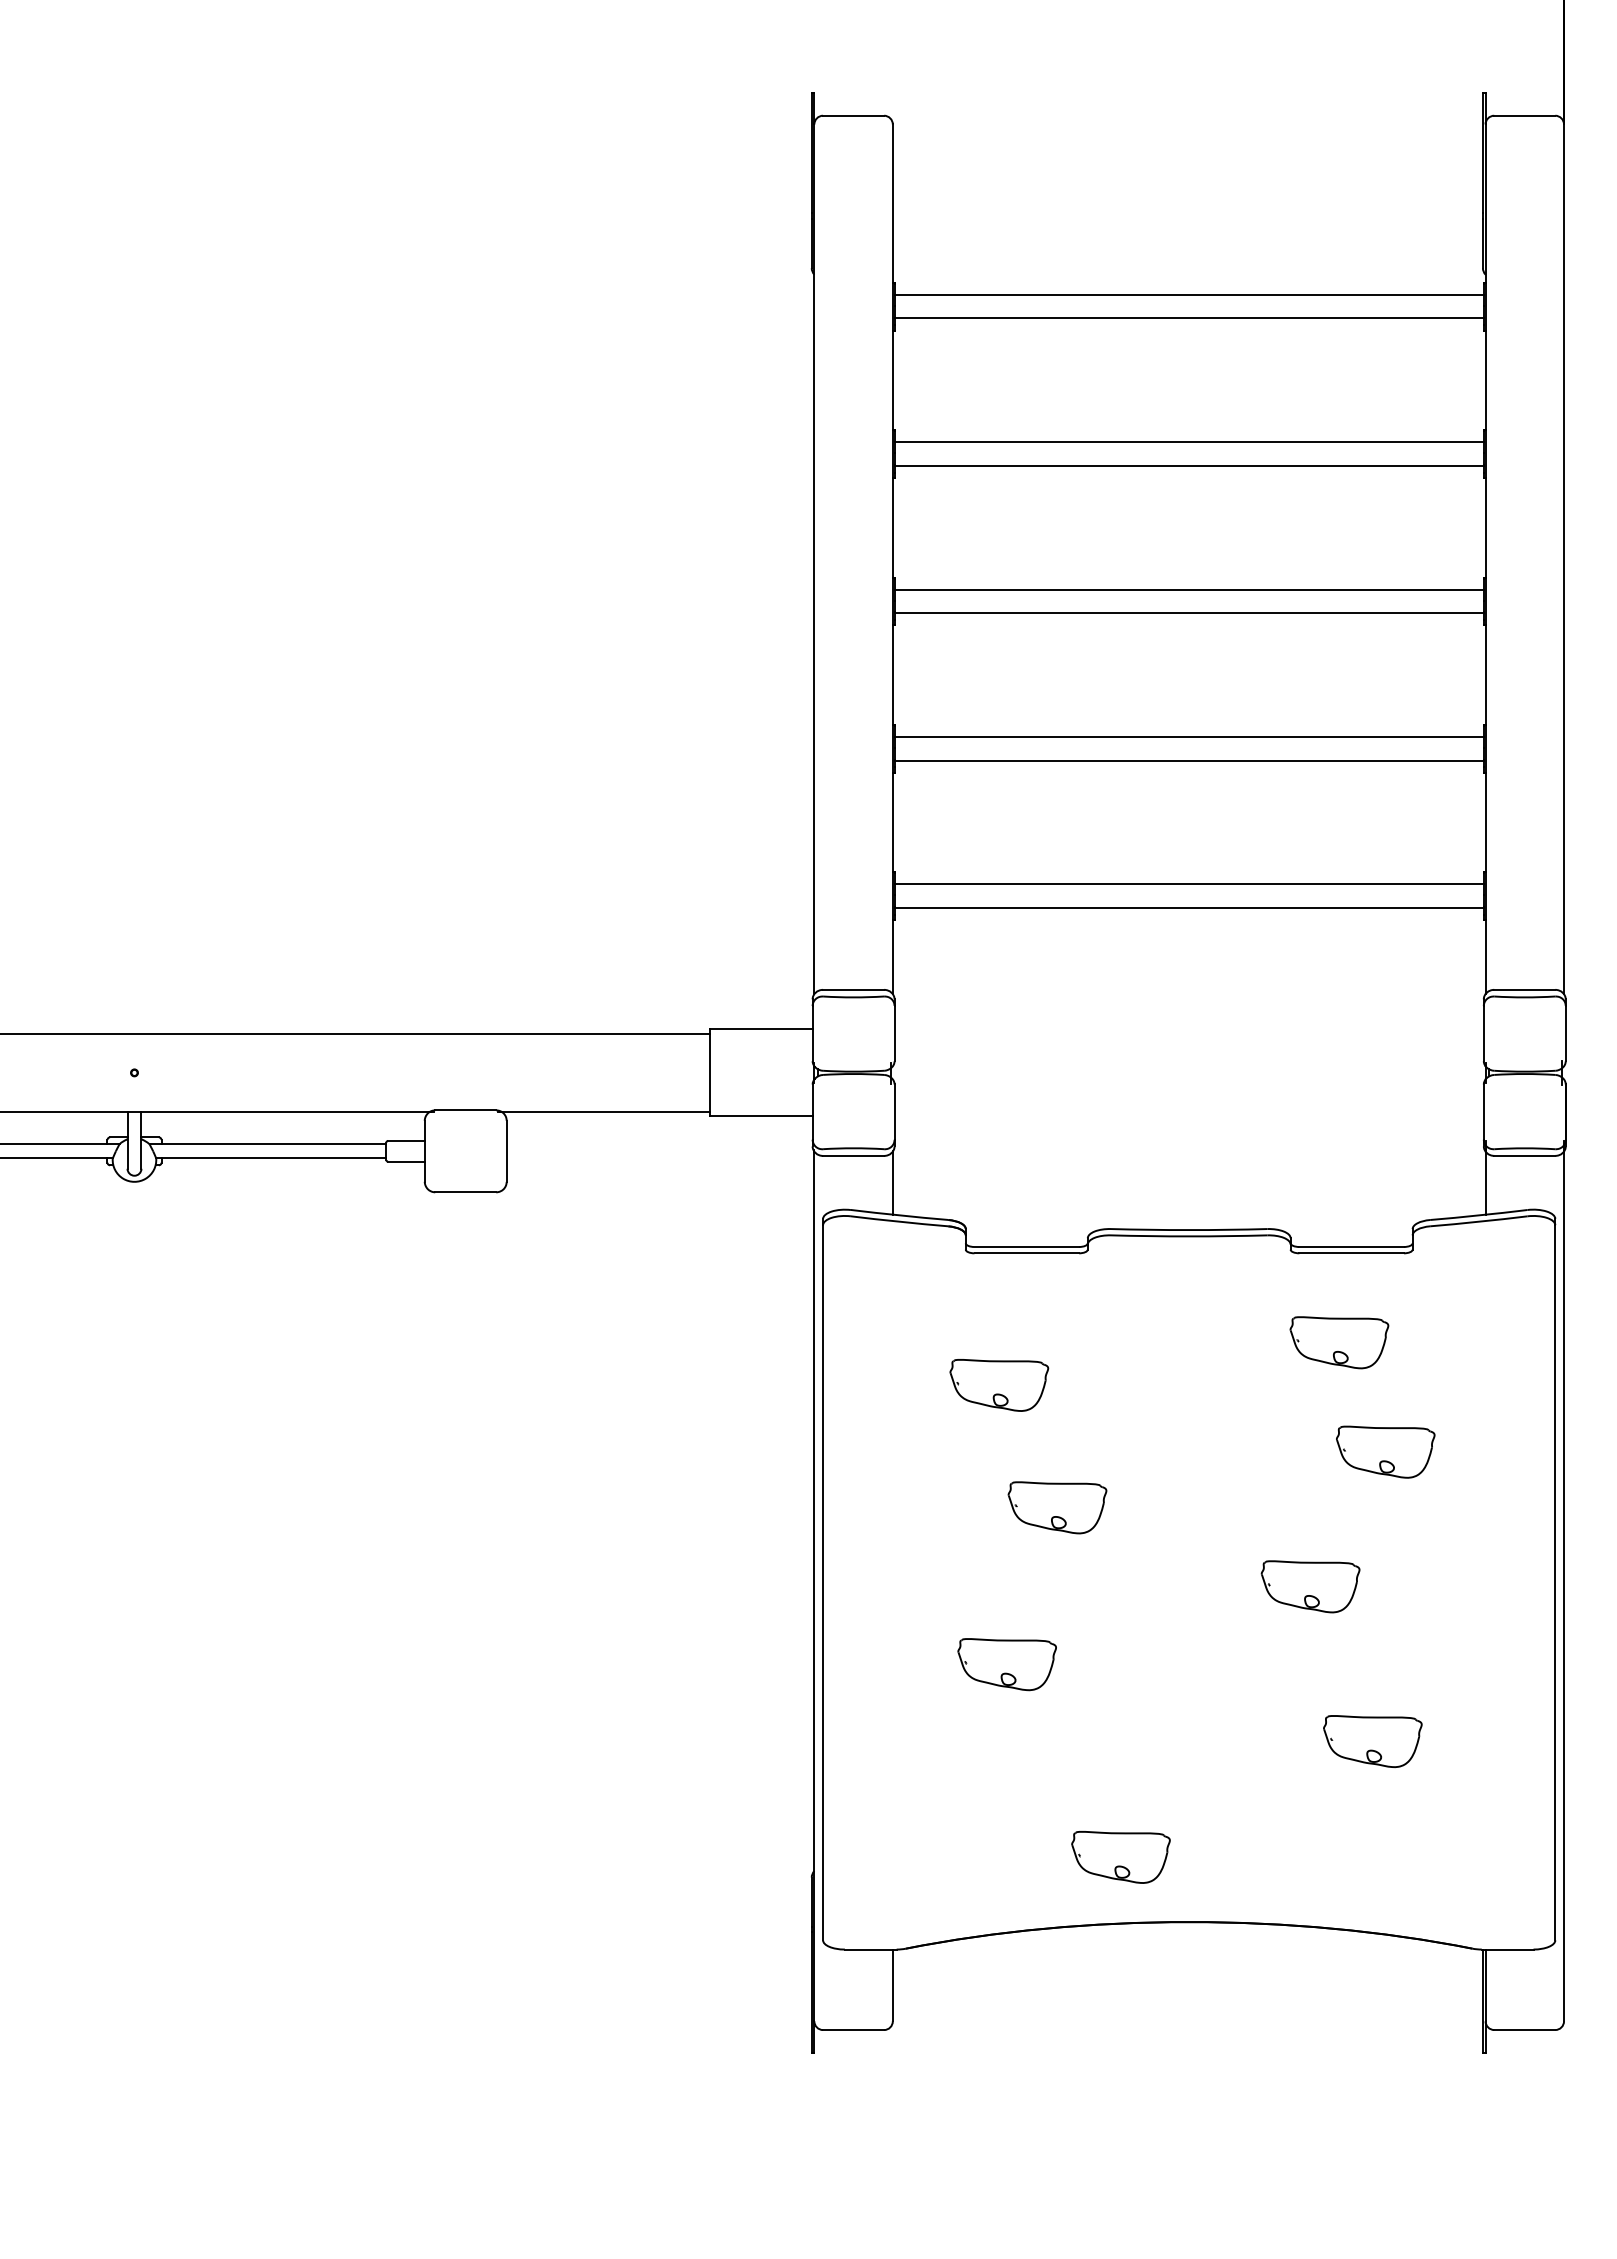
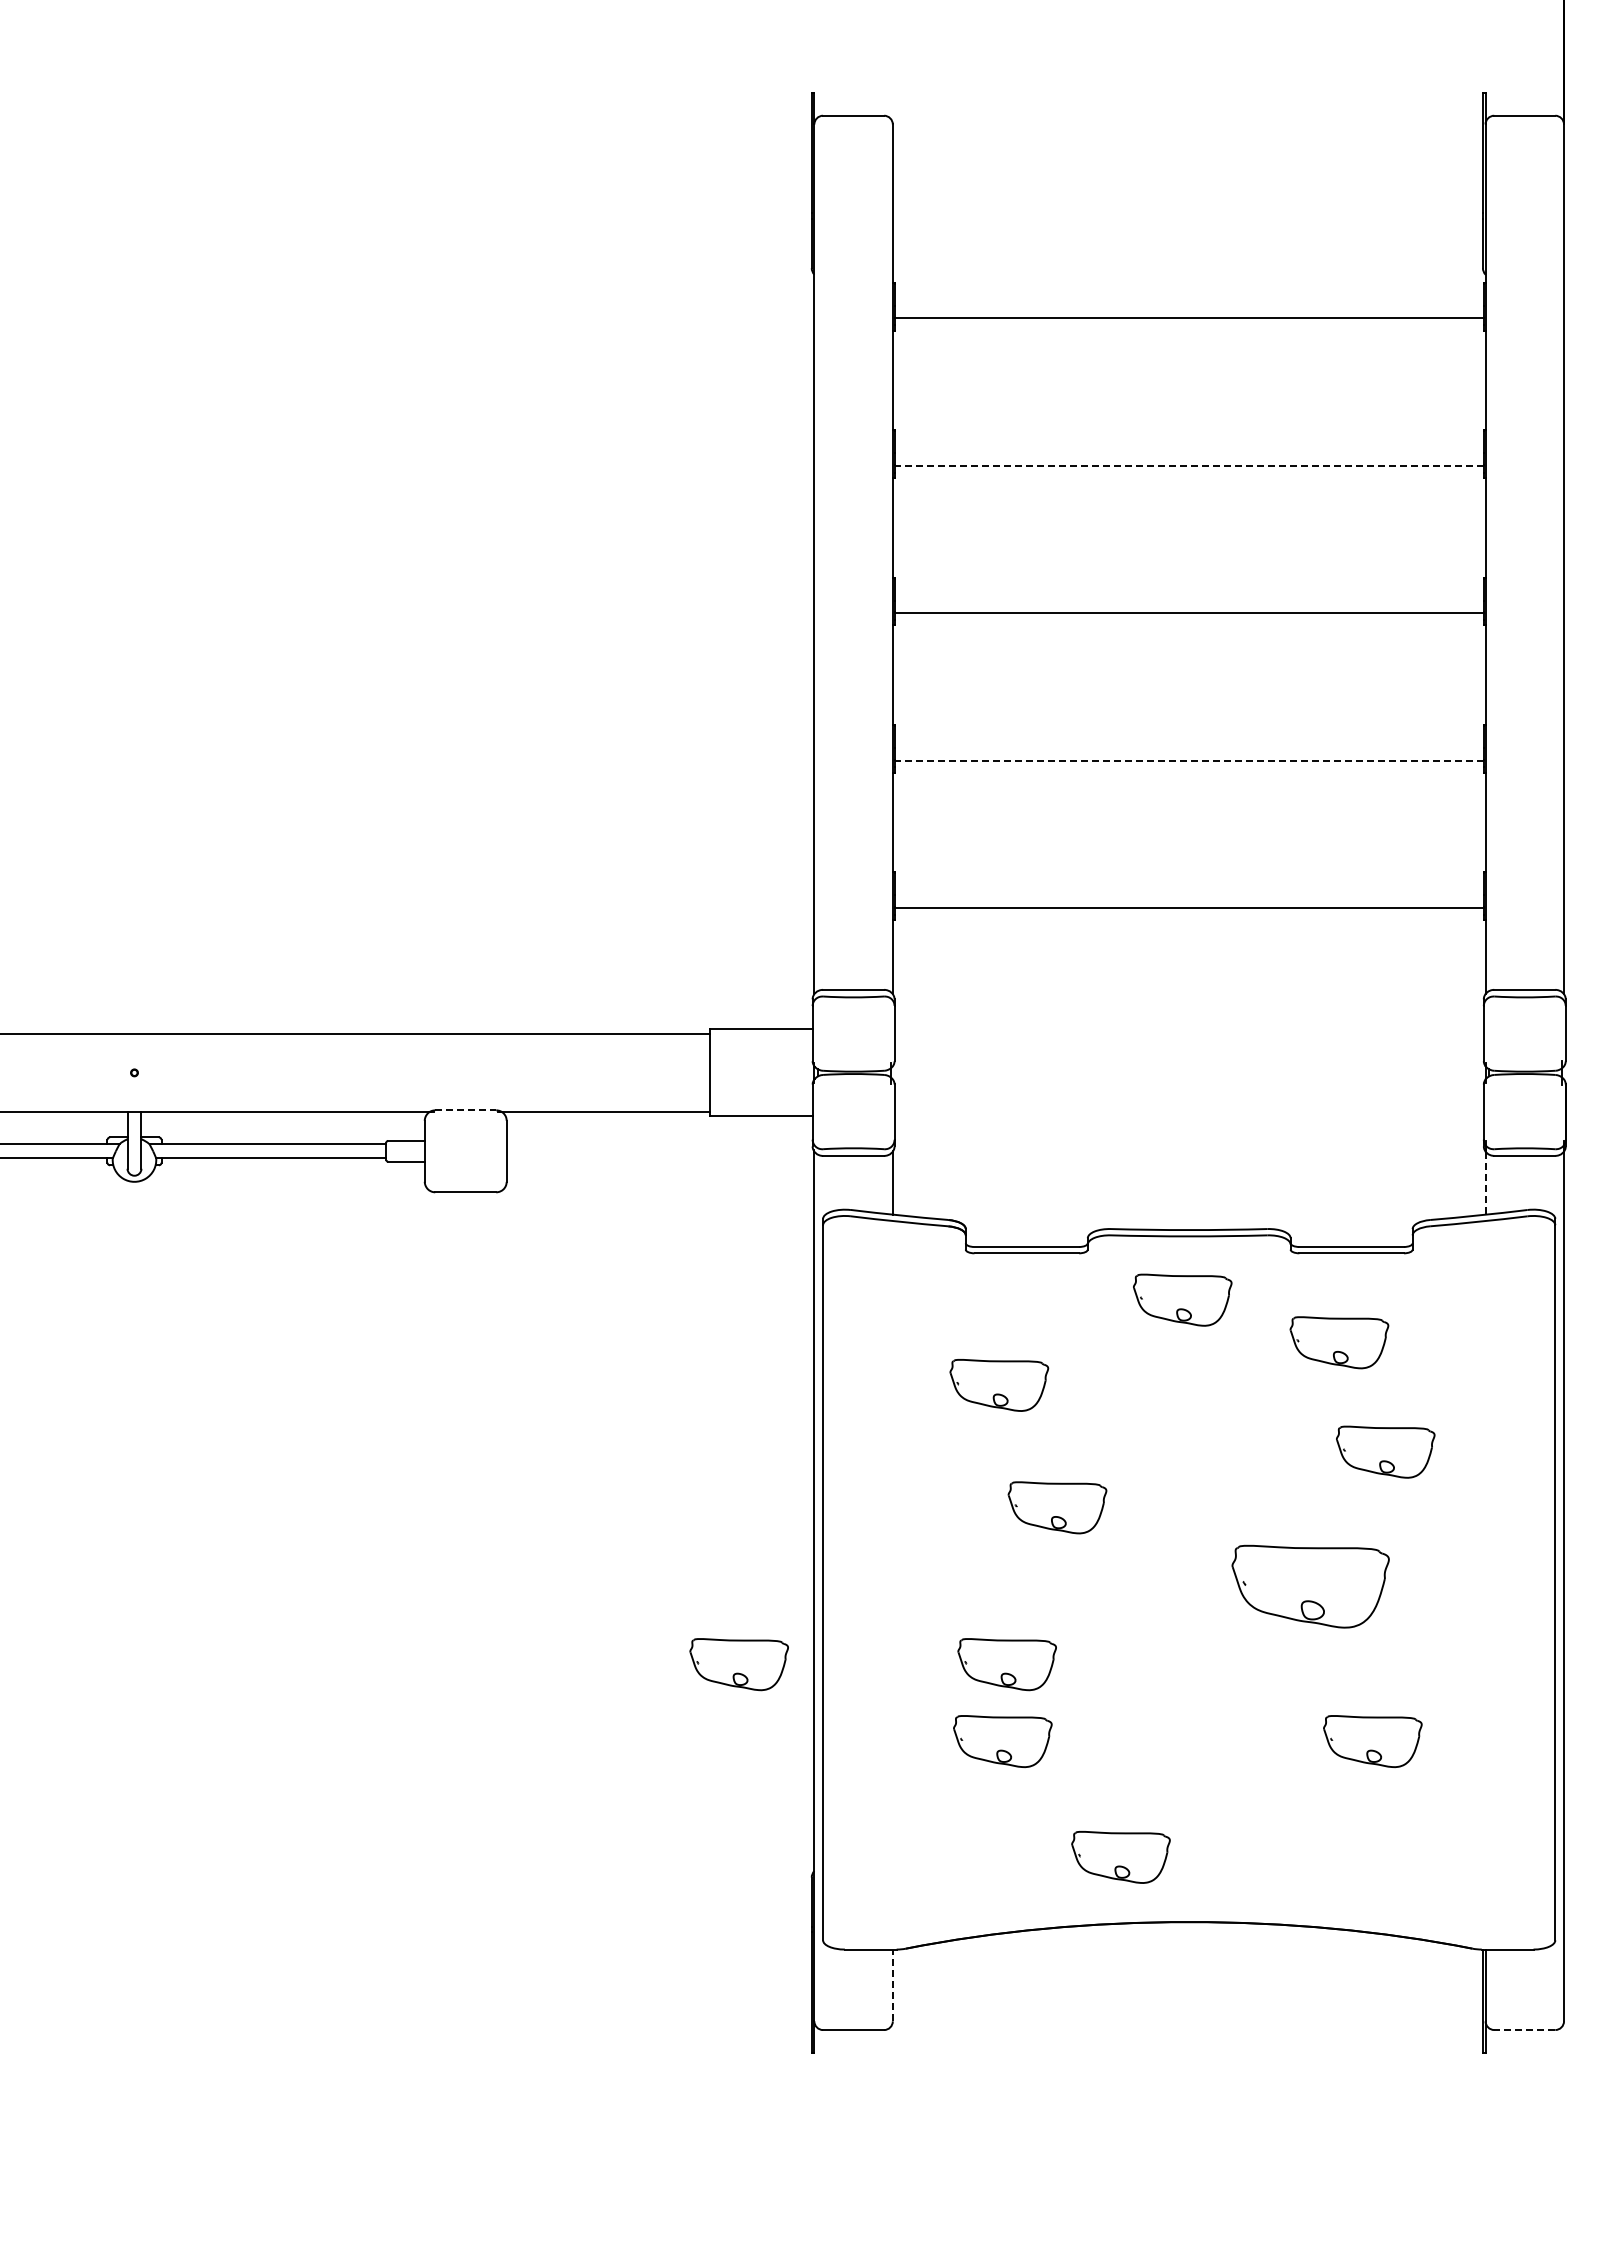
line: present -> none (1188, 295)
line: present -> none (1188, 442)
line: solid -> dashed (1189, 465)
line: present -> none (1188, 589)
line: present -> none (1188, 737)
line: solid -> dashed (1189, 760)
line: present -> none (1188, 884)
line: solid -> dashed (465, 1110)
line: solid -> dashed (1485, 1183)
part: none -> present (1182, 1299)
part size: 101x54 px -> 159x85 px (1310, 1586)
part: none -> present (738, 1664)
part: none -> present (1002, 1741)
line: solid -> dashed (892, 1985)
line: solid -> dashed (1524, 2030)
